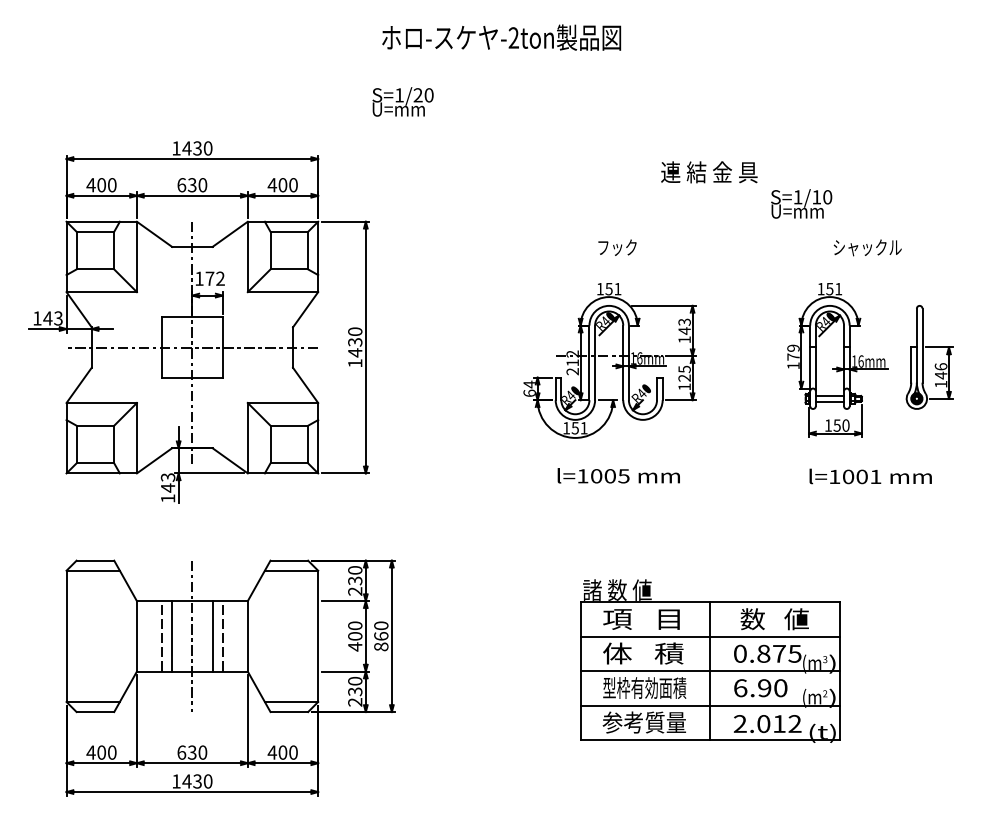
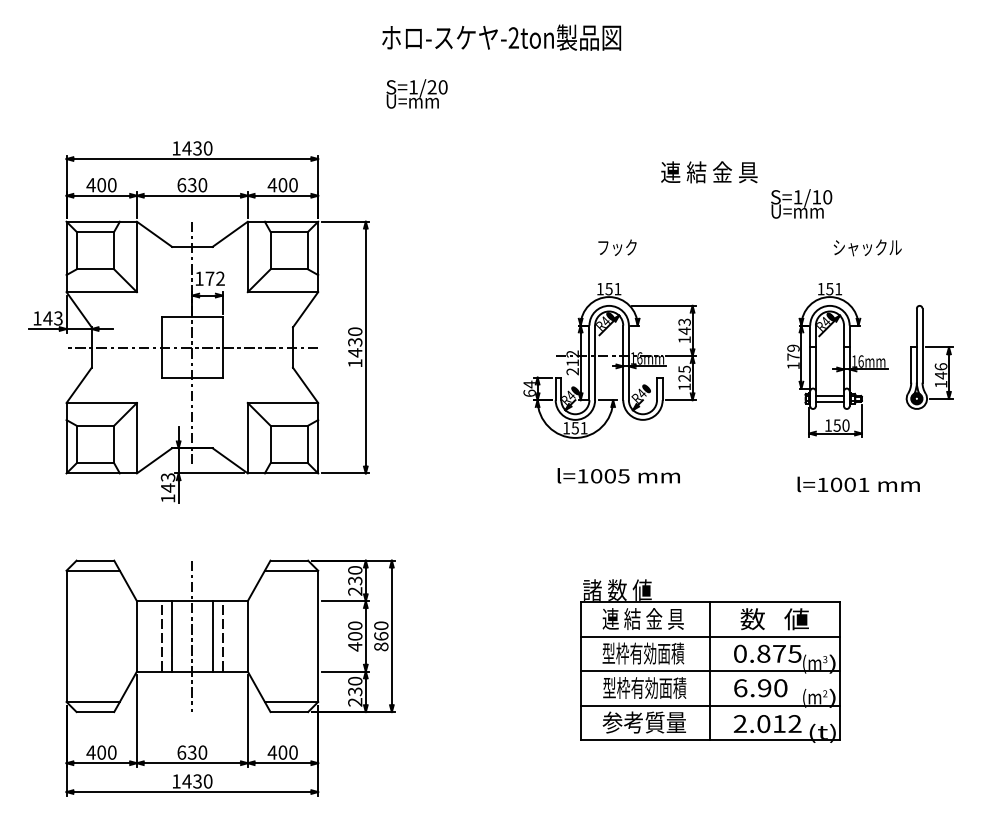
text position: (402, 101) -> (416, 93) (416, 93)
text position: (870, 476) -> (858, 484) (858, 484)
text: 項   目 -> 連 結 金 具 (642, 618)
text: 体   積 -> 型枠有効面積 (643, 653)
